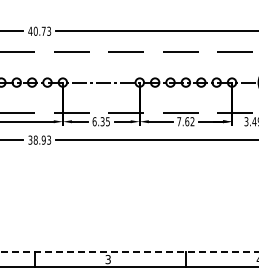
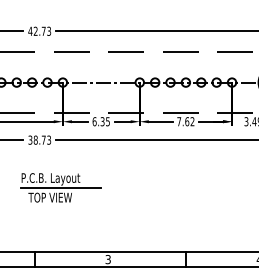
text: 40.73 -> 42.73 (35, 30)
text: 38.93 -> 38.73 (43, 139)
part: none -> present (60, 187)
line: dashed -> solid (129, 251)
